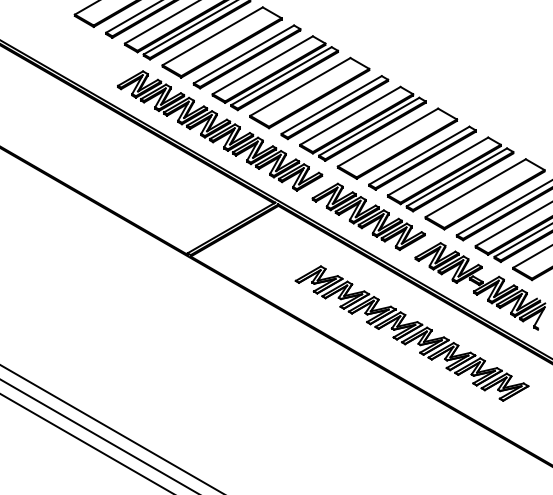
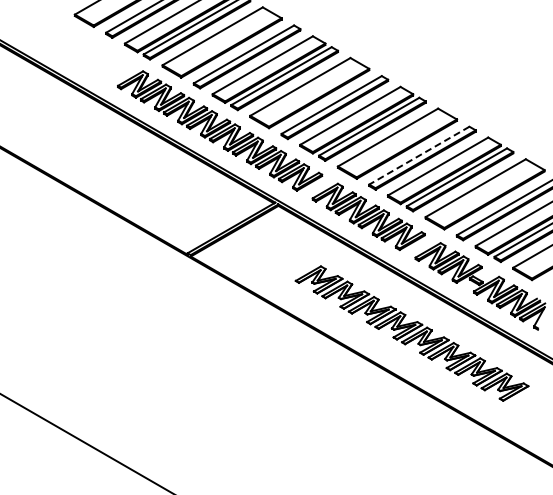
line: solid -> dashed (419, 155)
line: present -> none (110, 428)
line: present -> none (98, 435)
